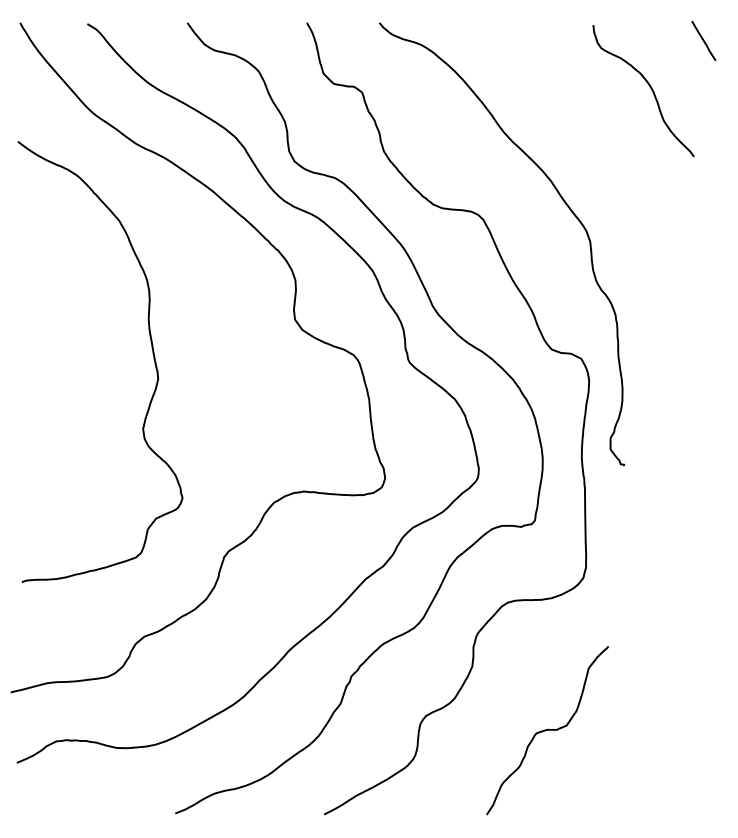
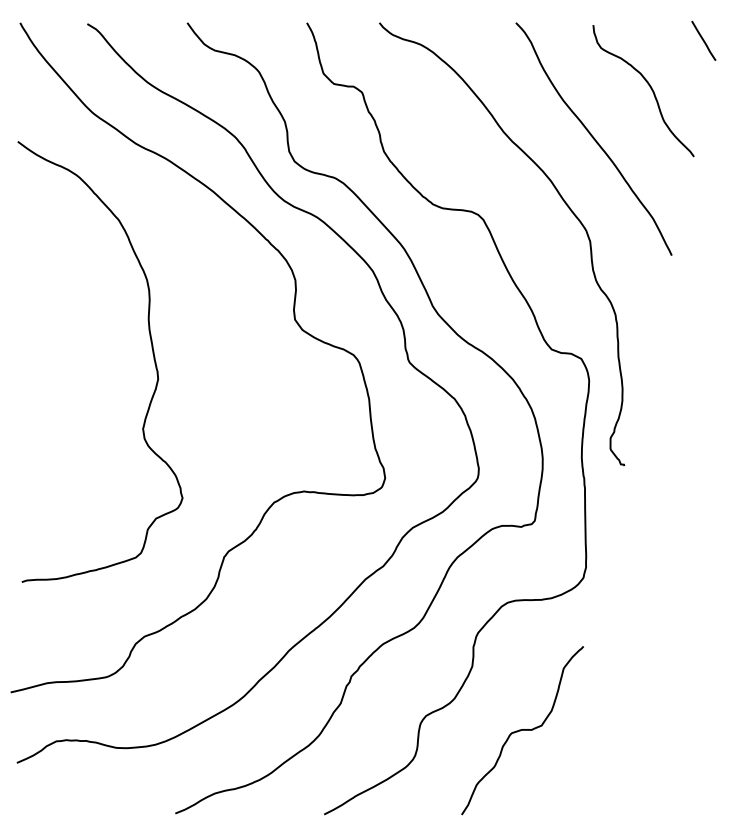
curve: none -> present (593, 138)
curve position: (547, 730) -> (522, 730) (522, 730)
